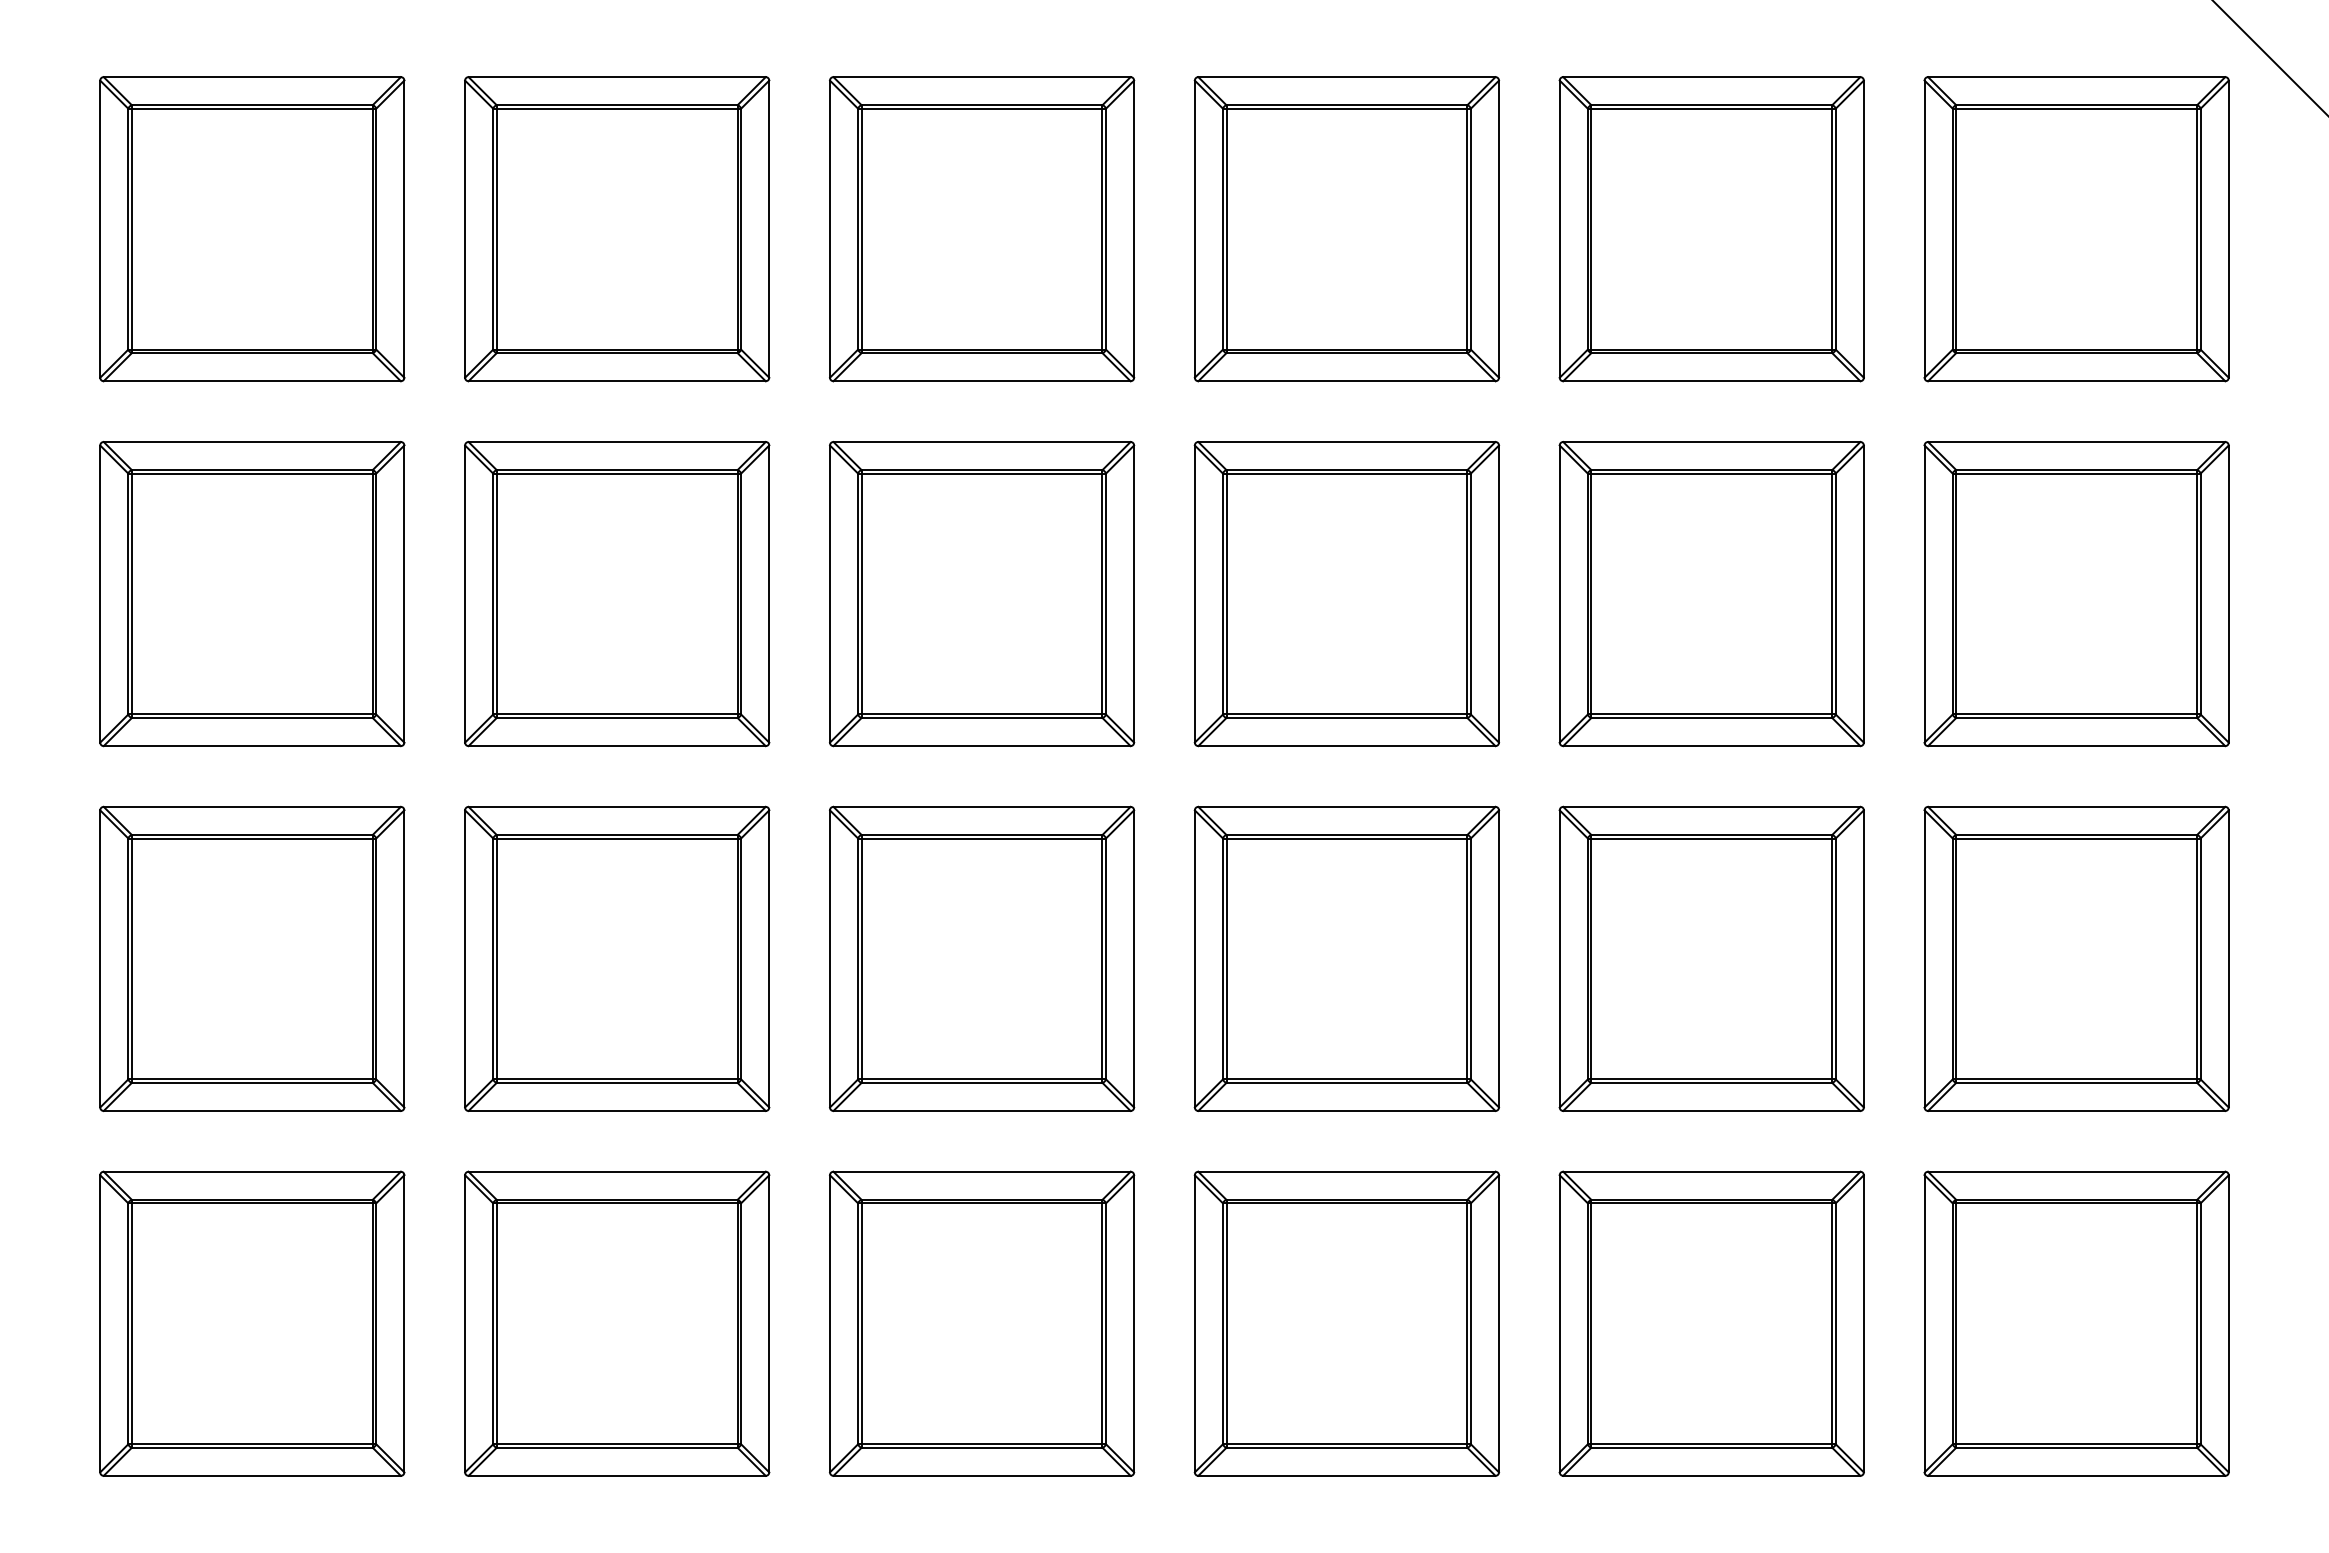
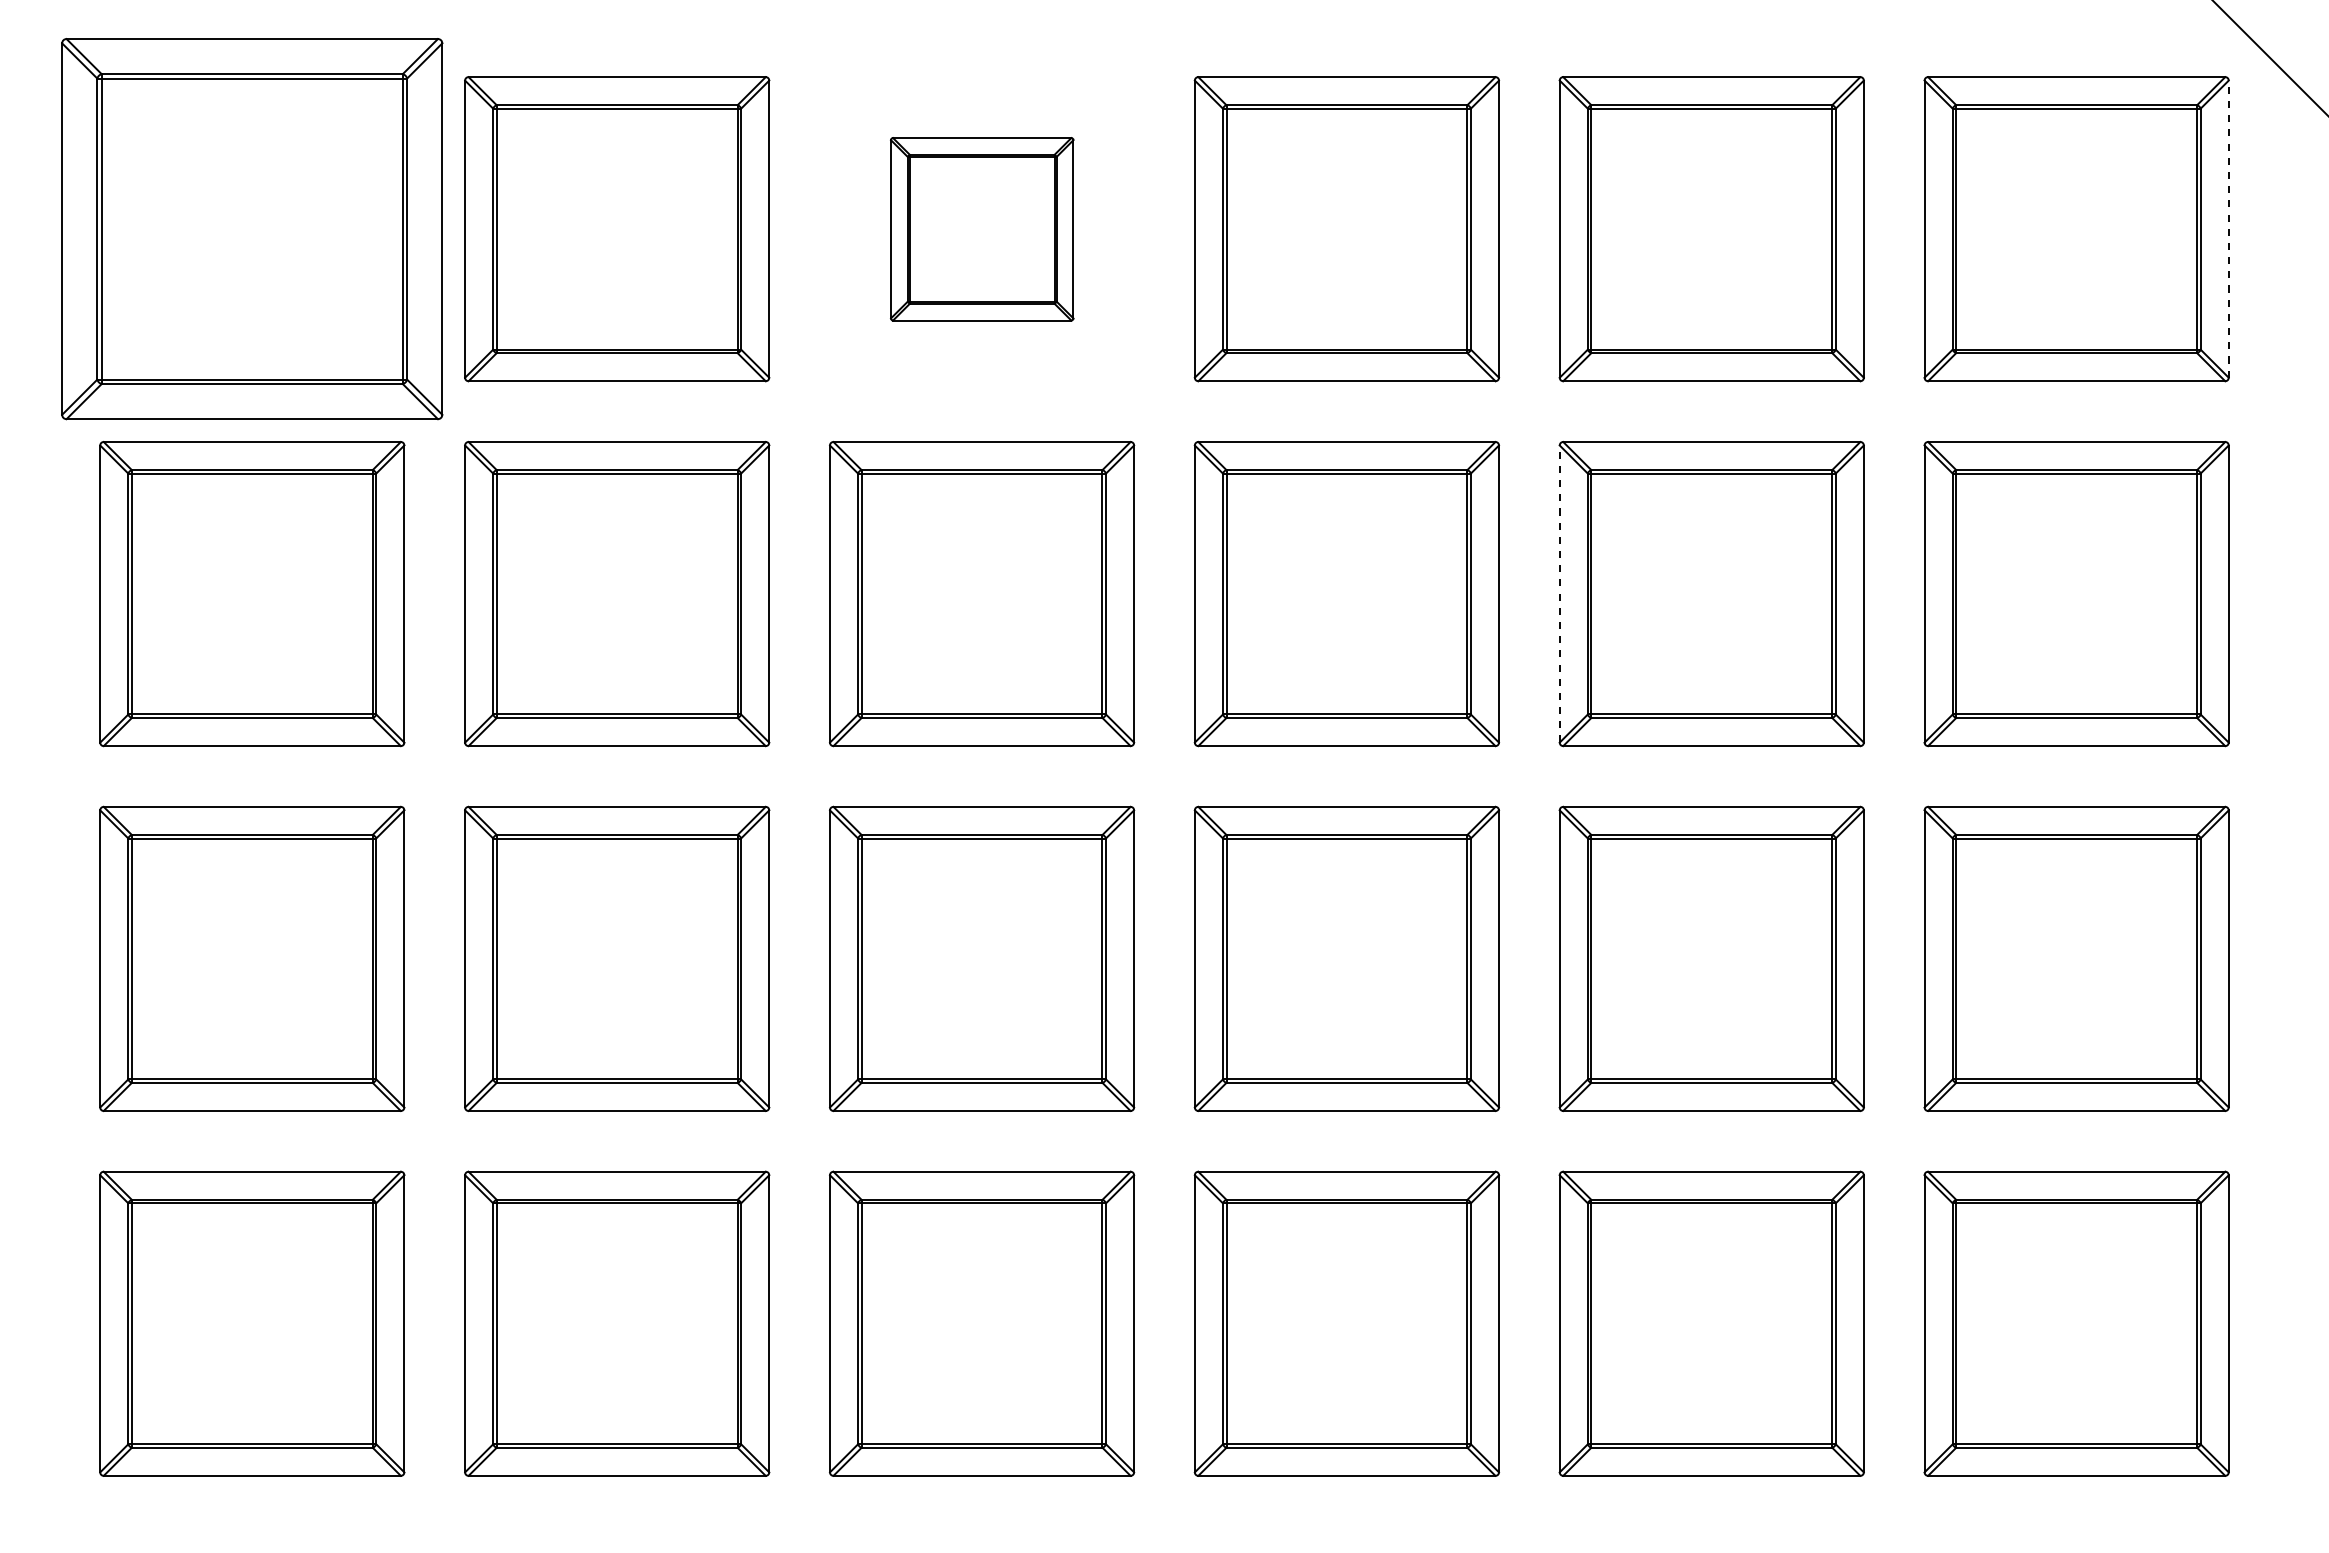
part size: 307x307 px -> 383x383 px (252, 229)
part size: 307x307 px -> 185x185 px (982, 229)
line: solid -> dashed (2228, 229)
line: solid -> dashed (1559, 594)
